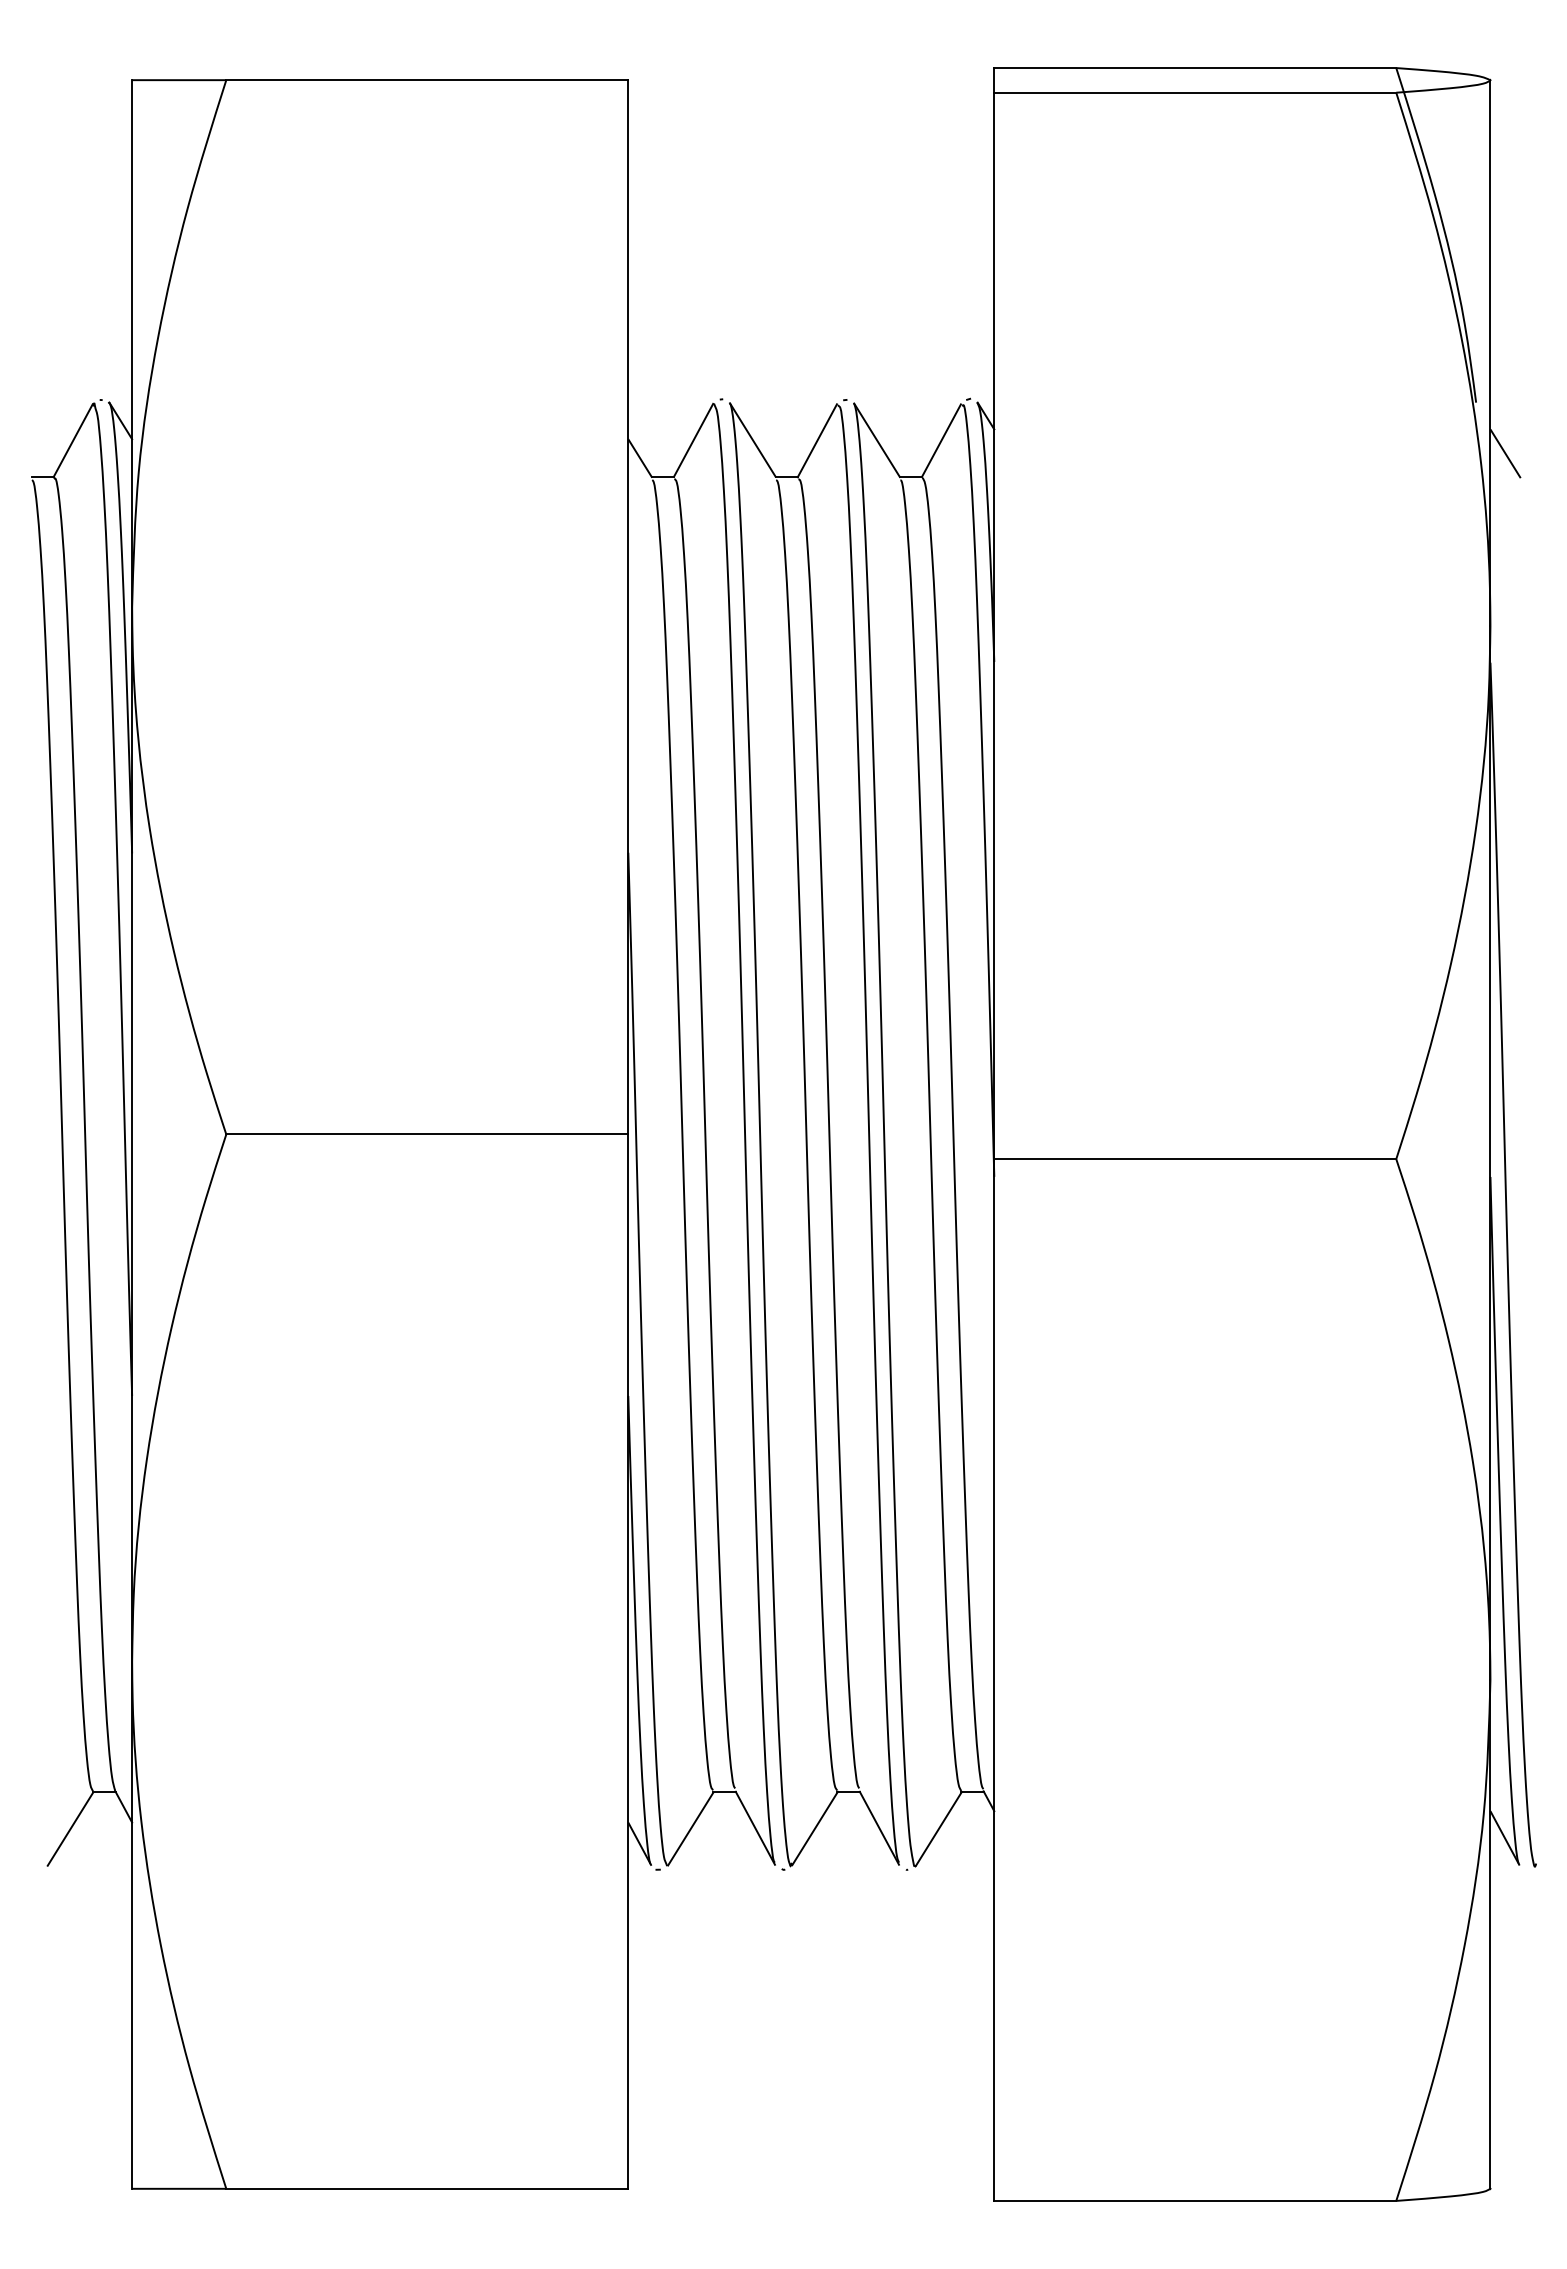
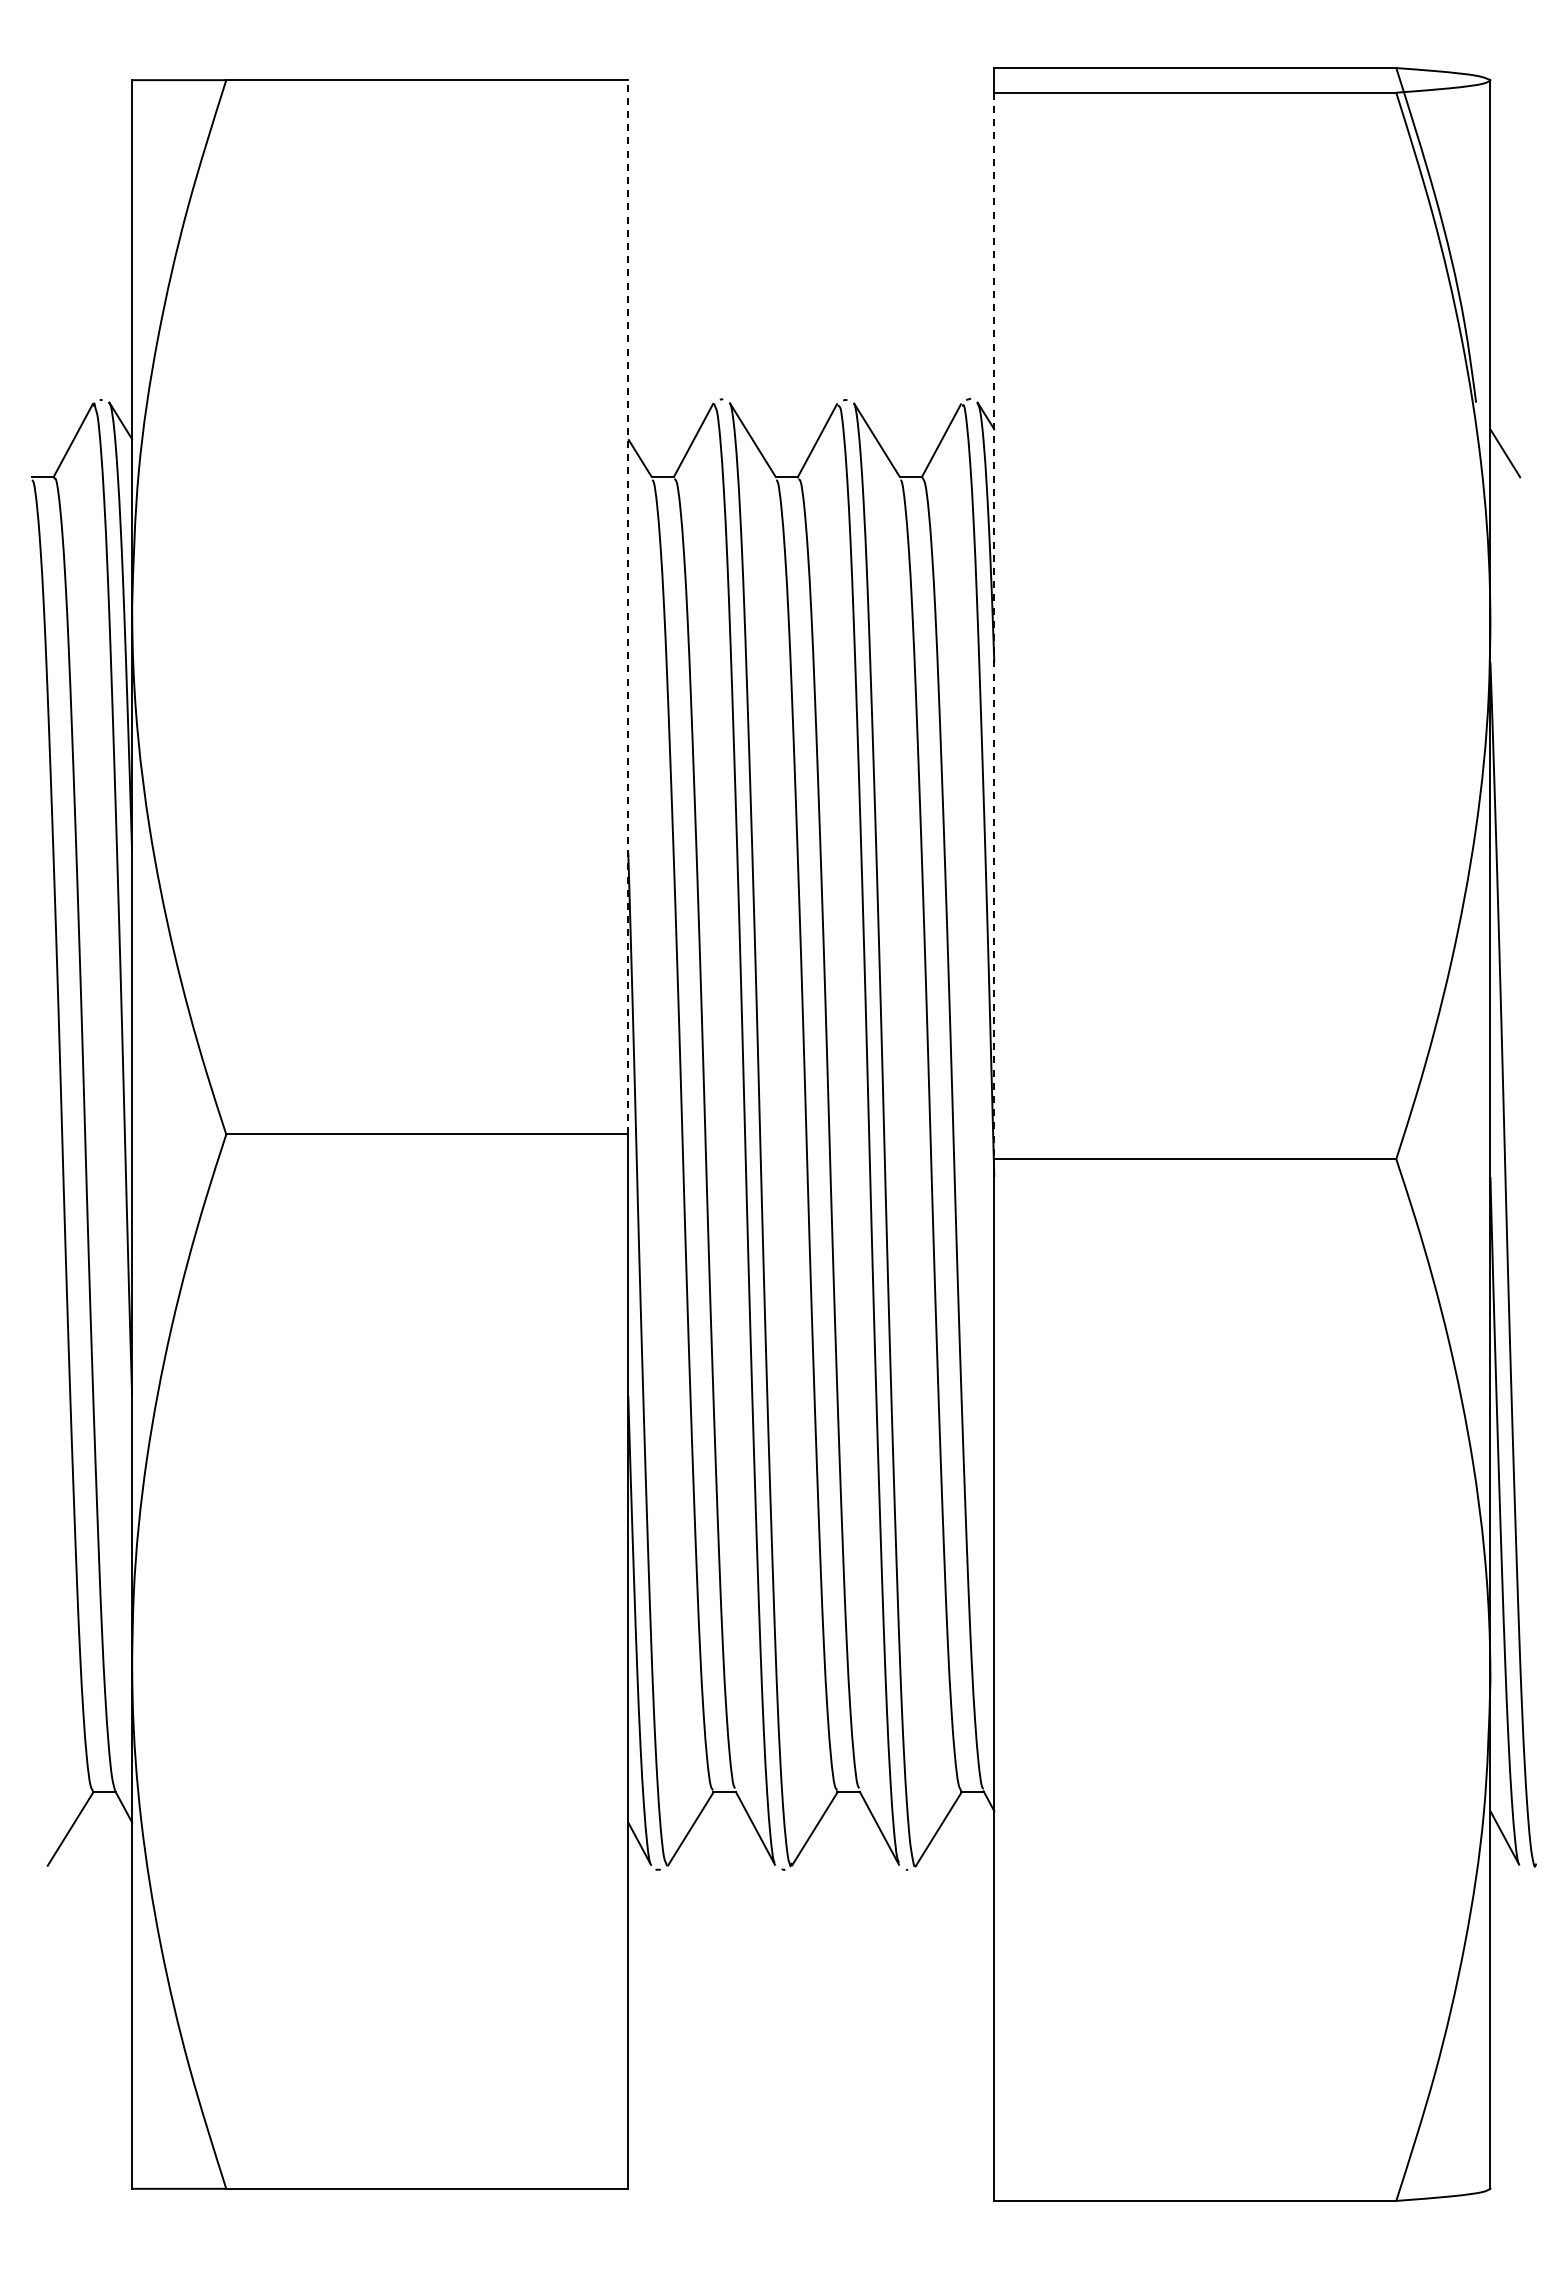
line: solid -> dashed (628, 606)
line: solid -> dashed (994, 626)
